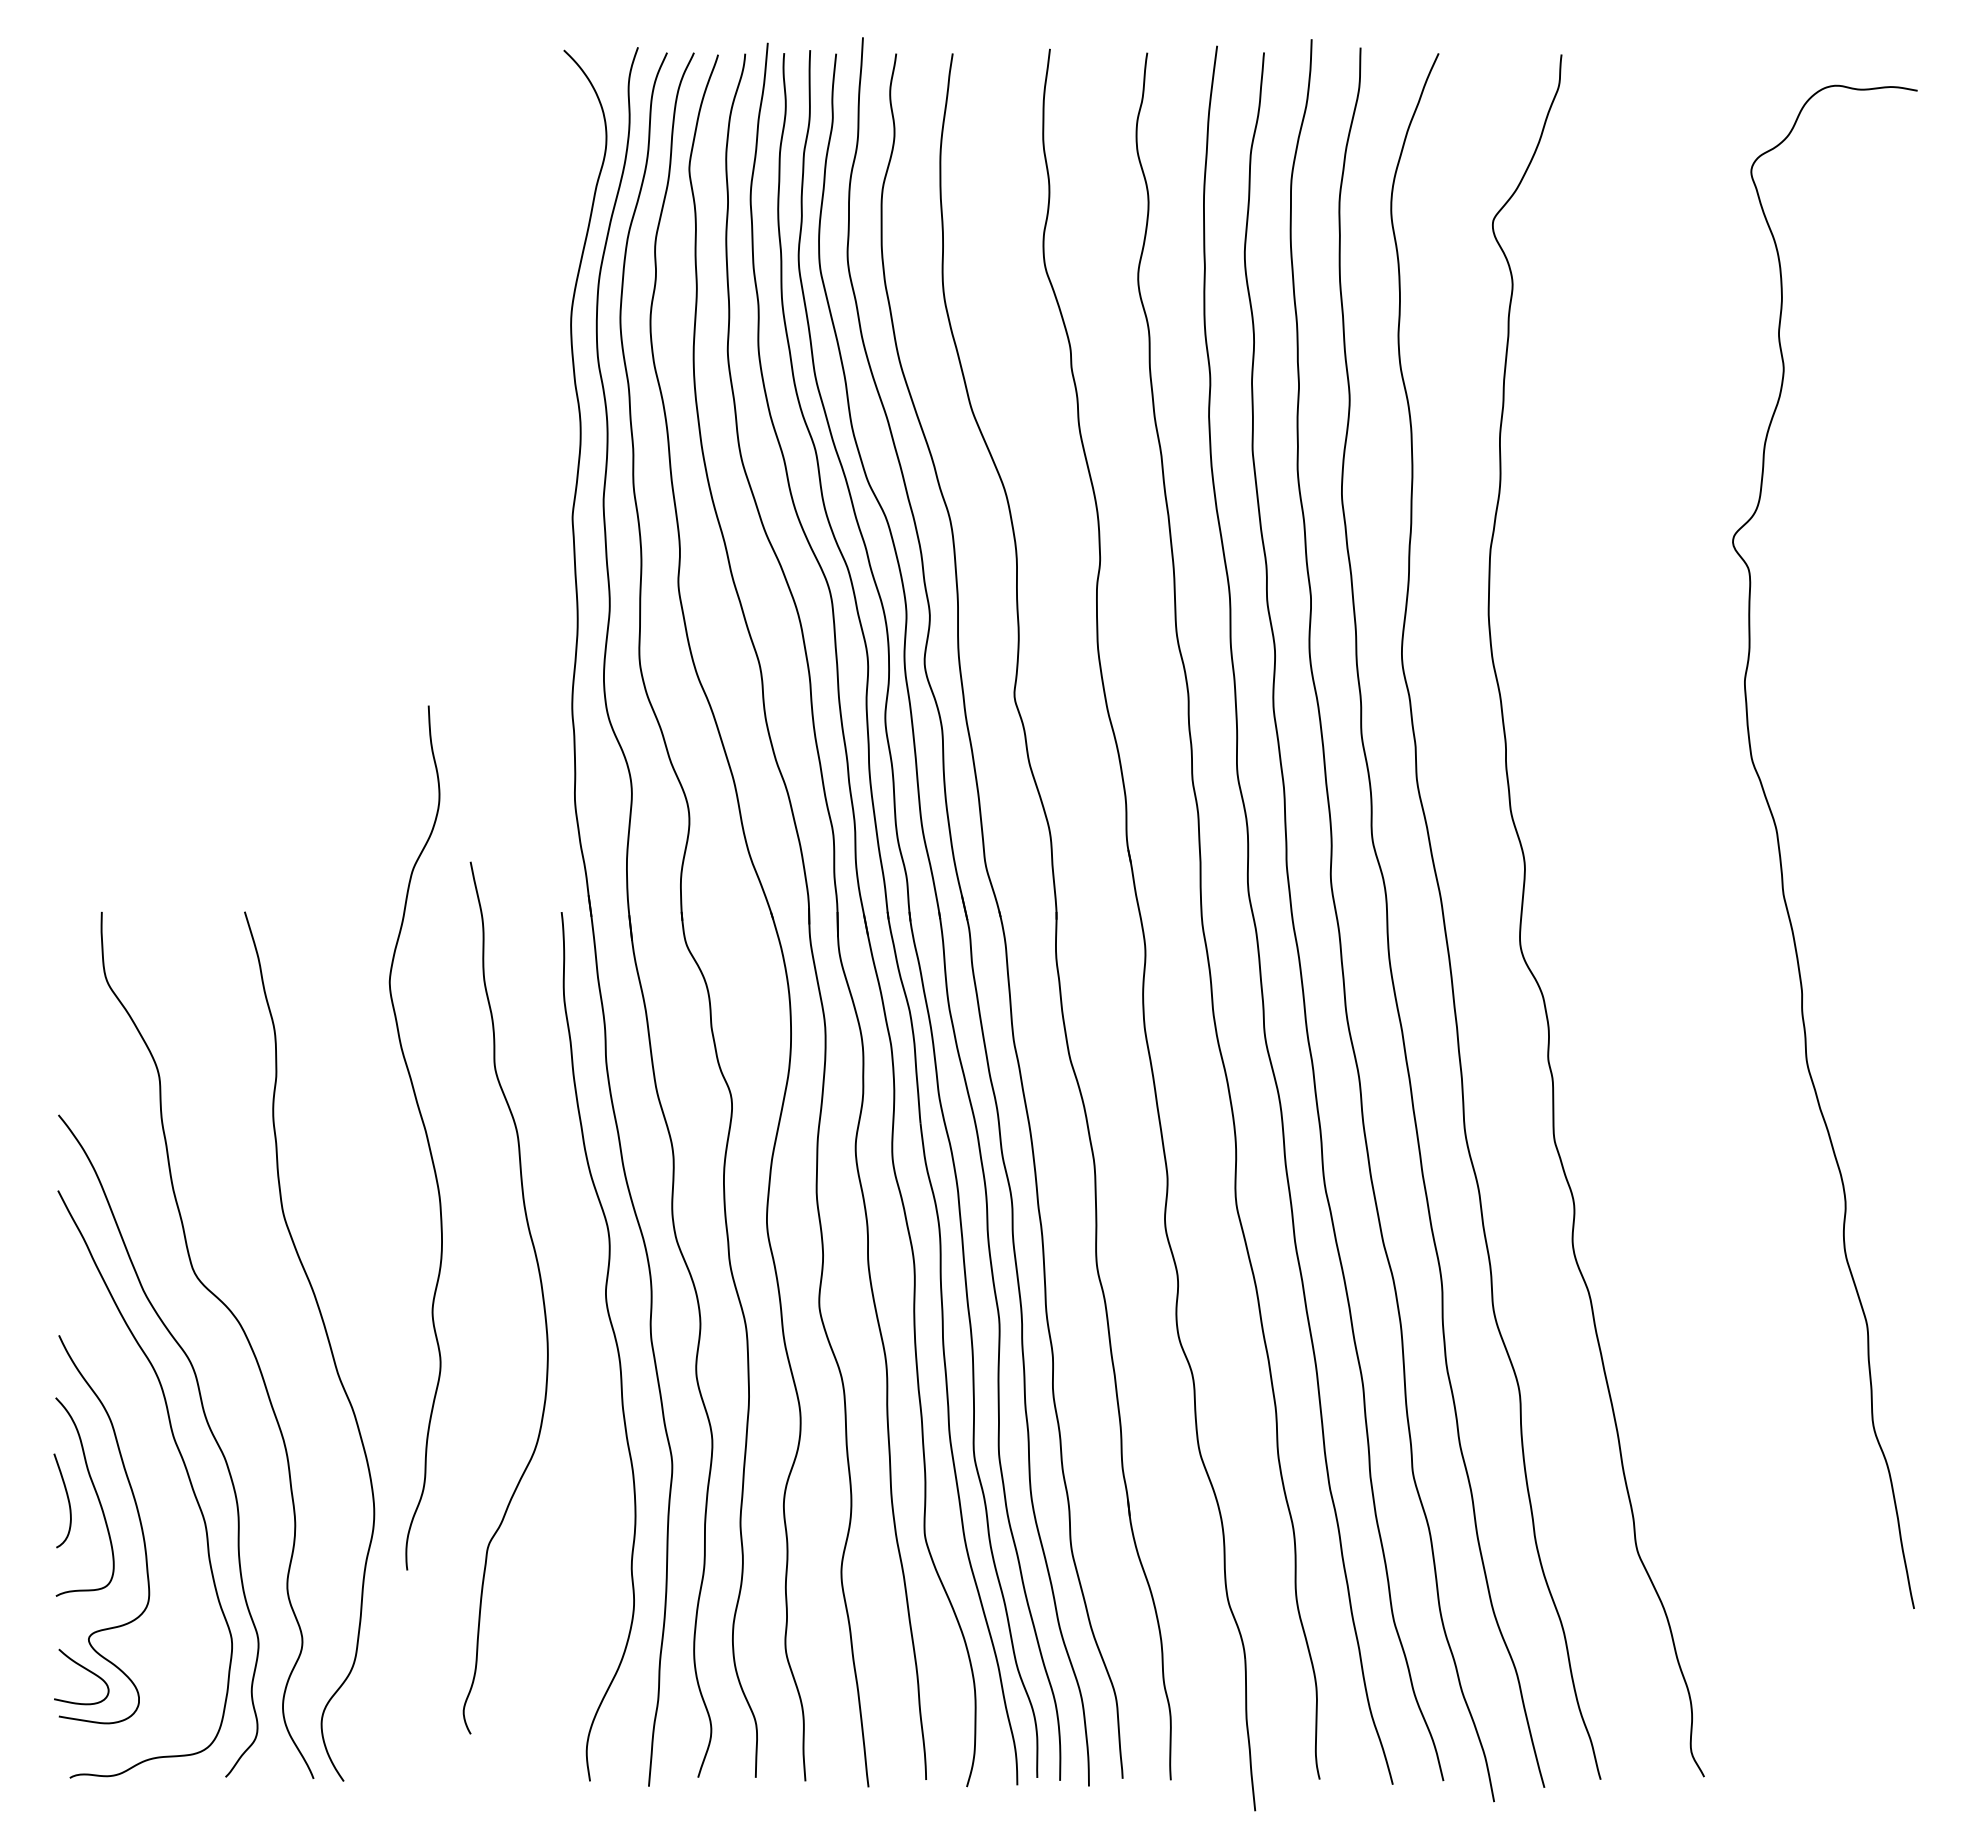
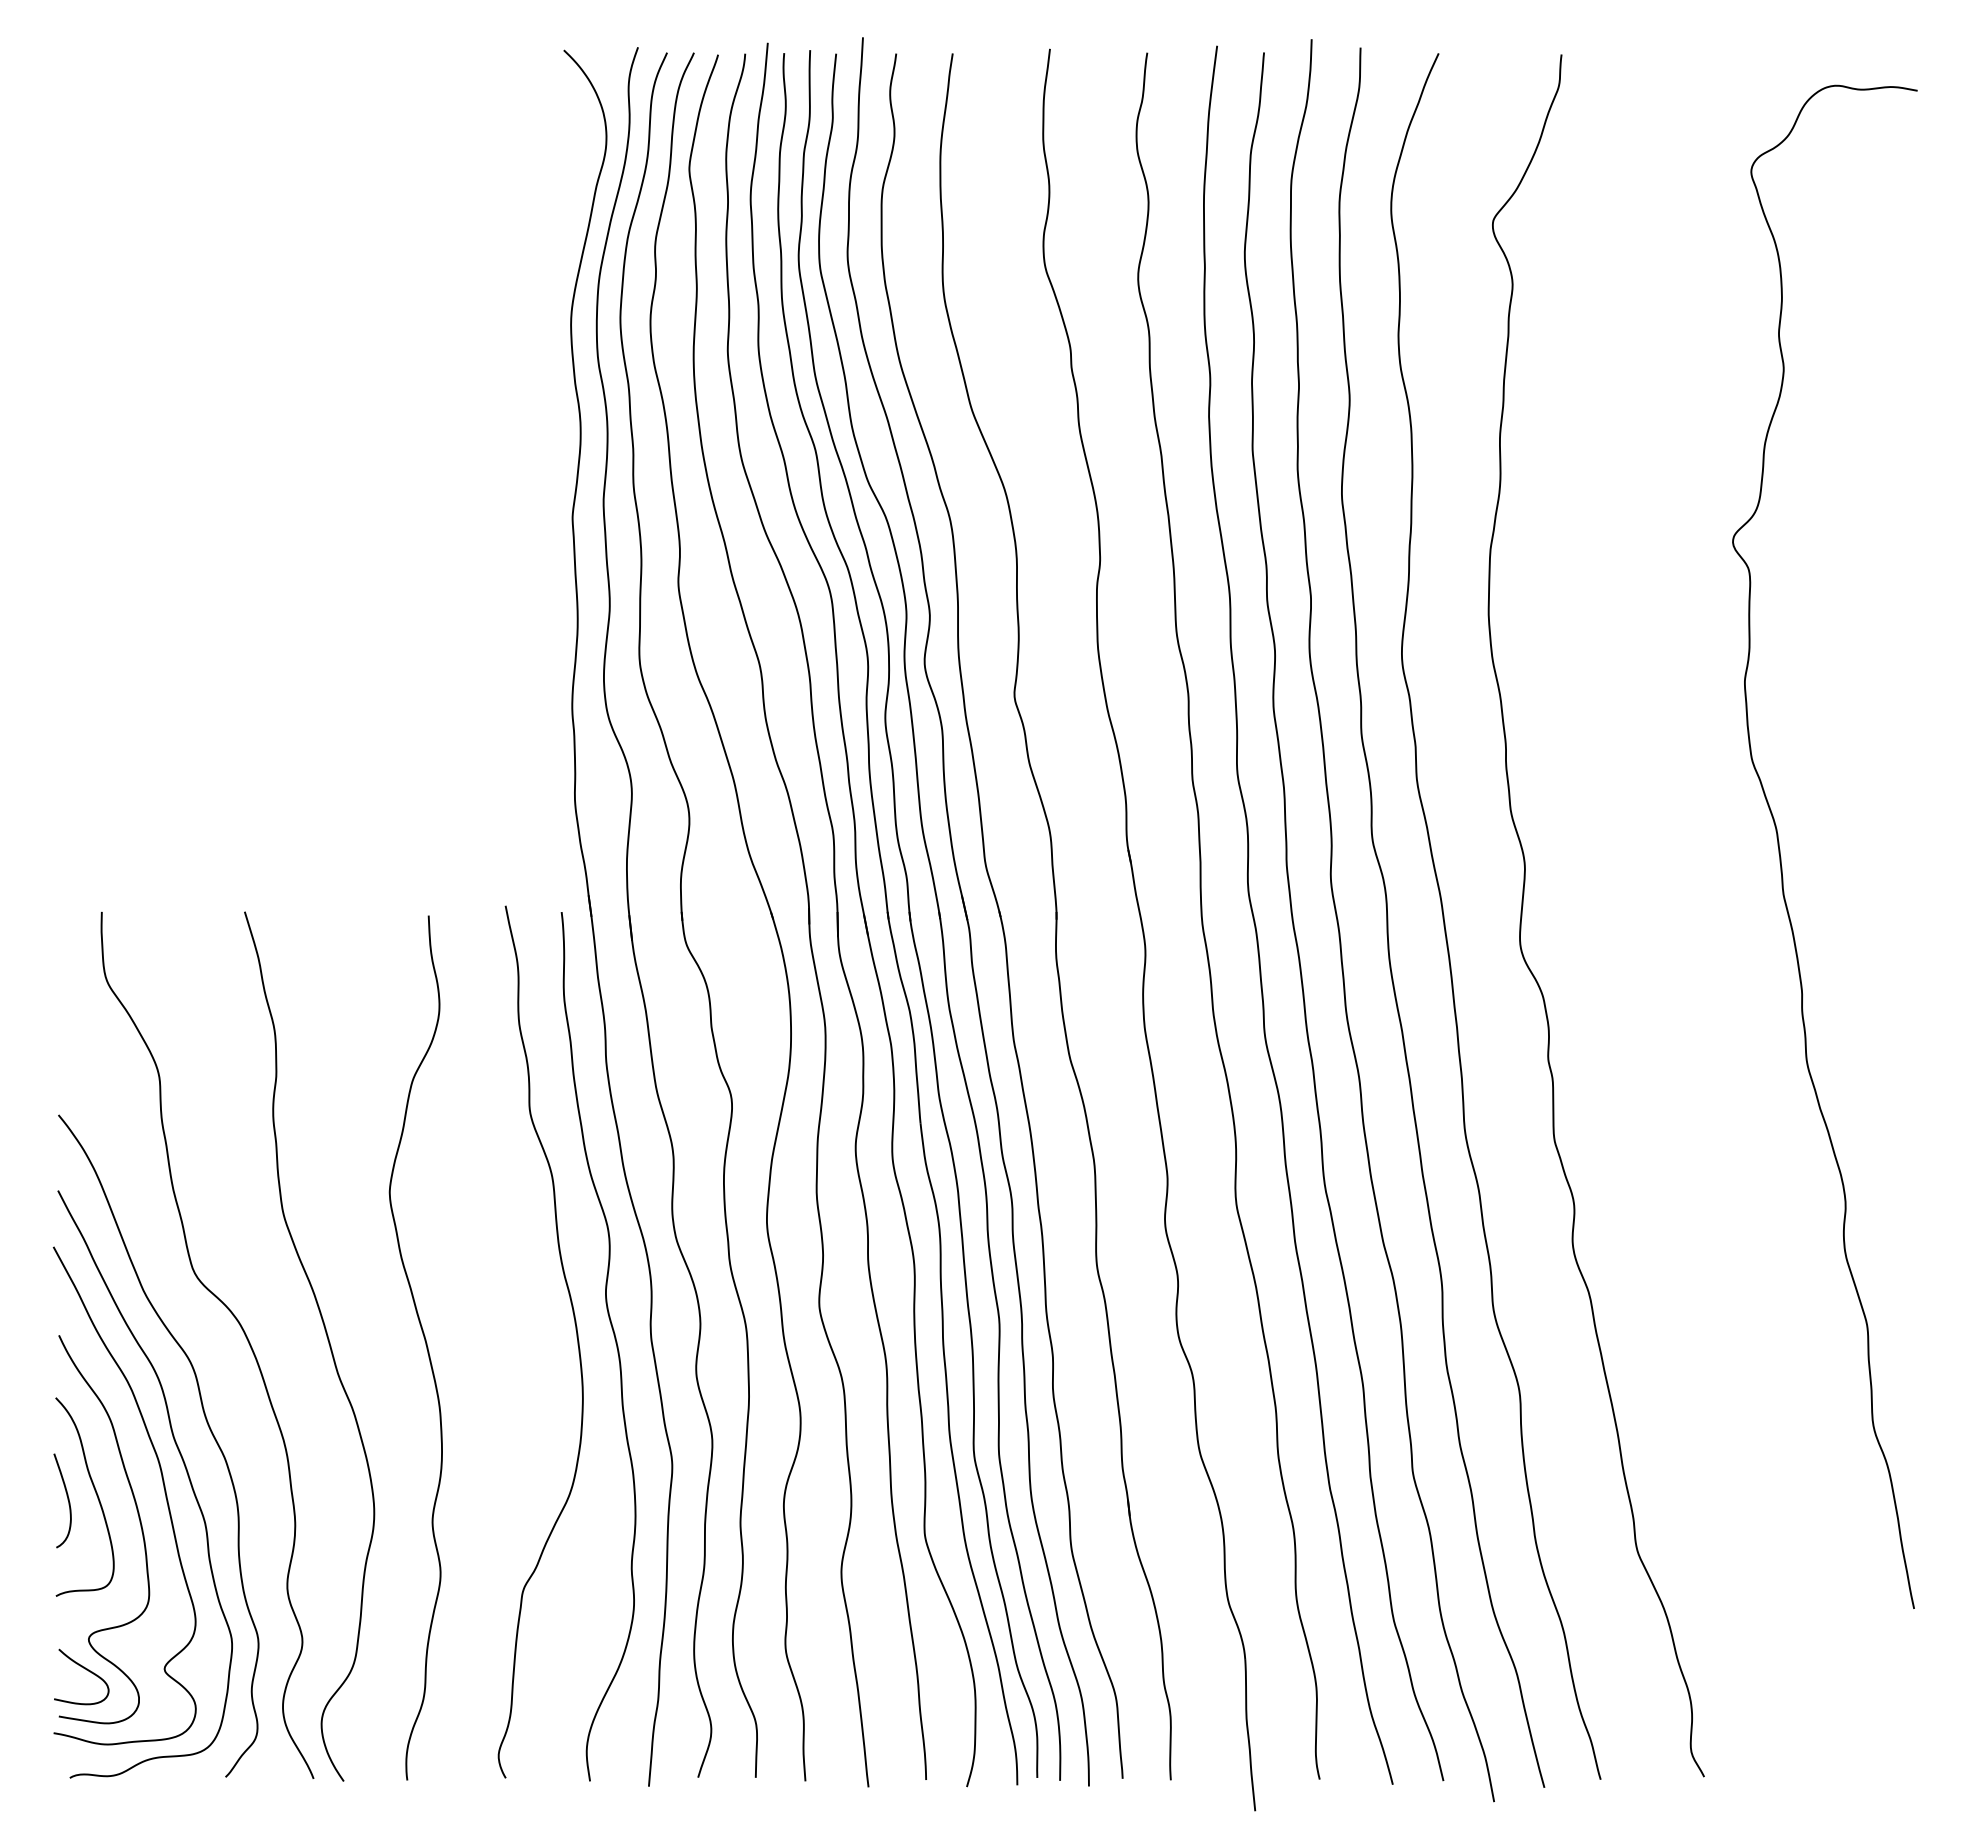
curve position: (425, 1135) -> (425, 1345) (425, 1345)
curve position: (541, 1293) -> (576, 1337) (576, 1337)
curve: none -> present (163, 1488)
